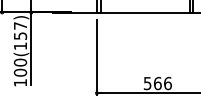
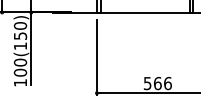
text: 100(157) -> 100(150) (20, 25)
